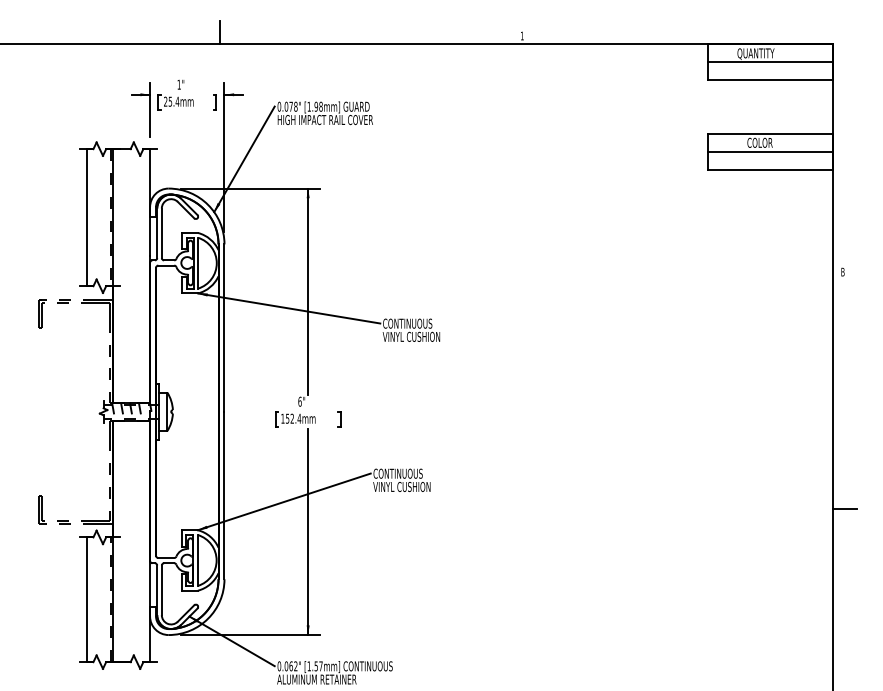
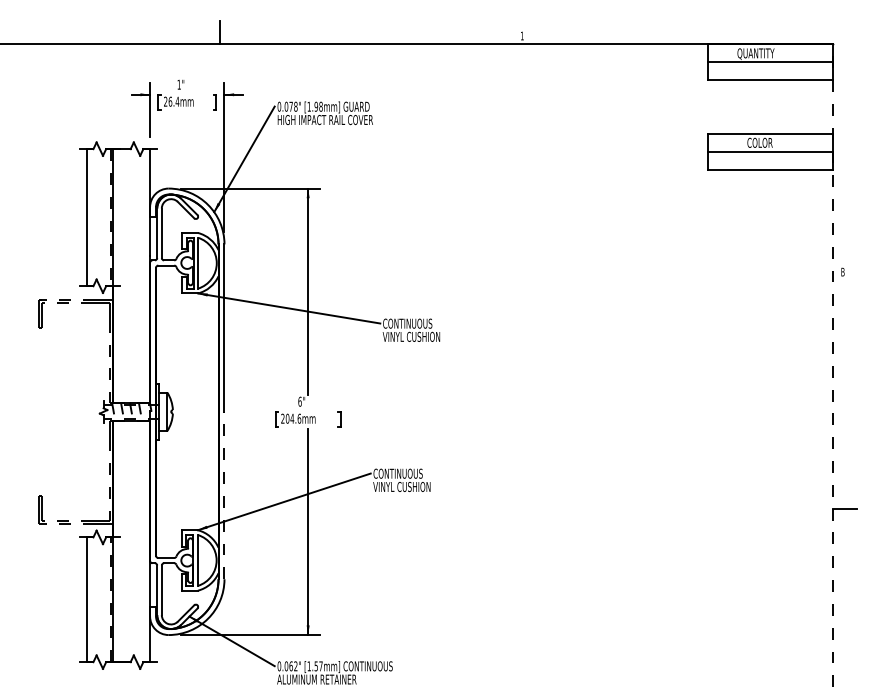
text: 25.4mm -> 26.4mm (170, 101)
line: solid -> dashed (833, 367)
text: 152.4mm -> 204.6mm (291, 418)
line: solid -> dashed (224, 495)
